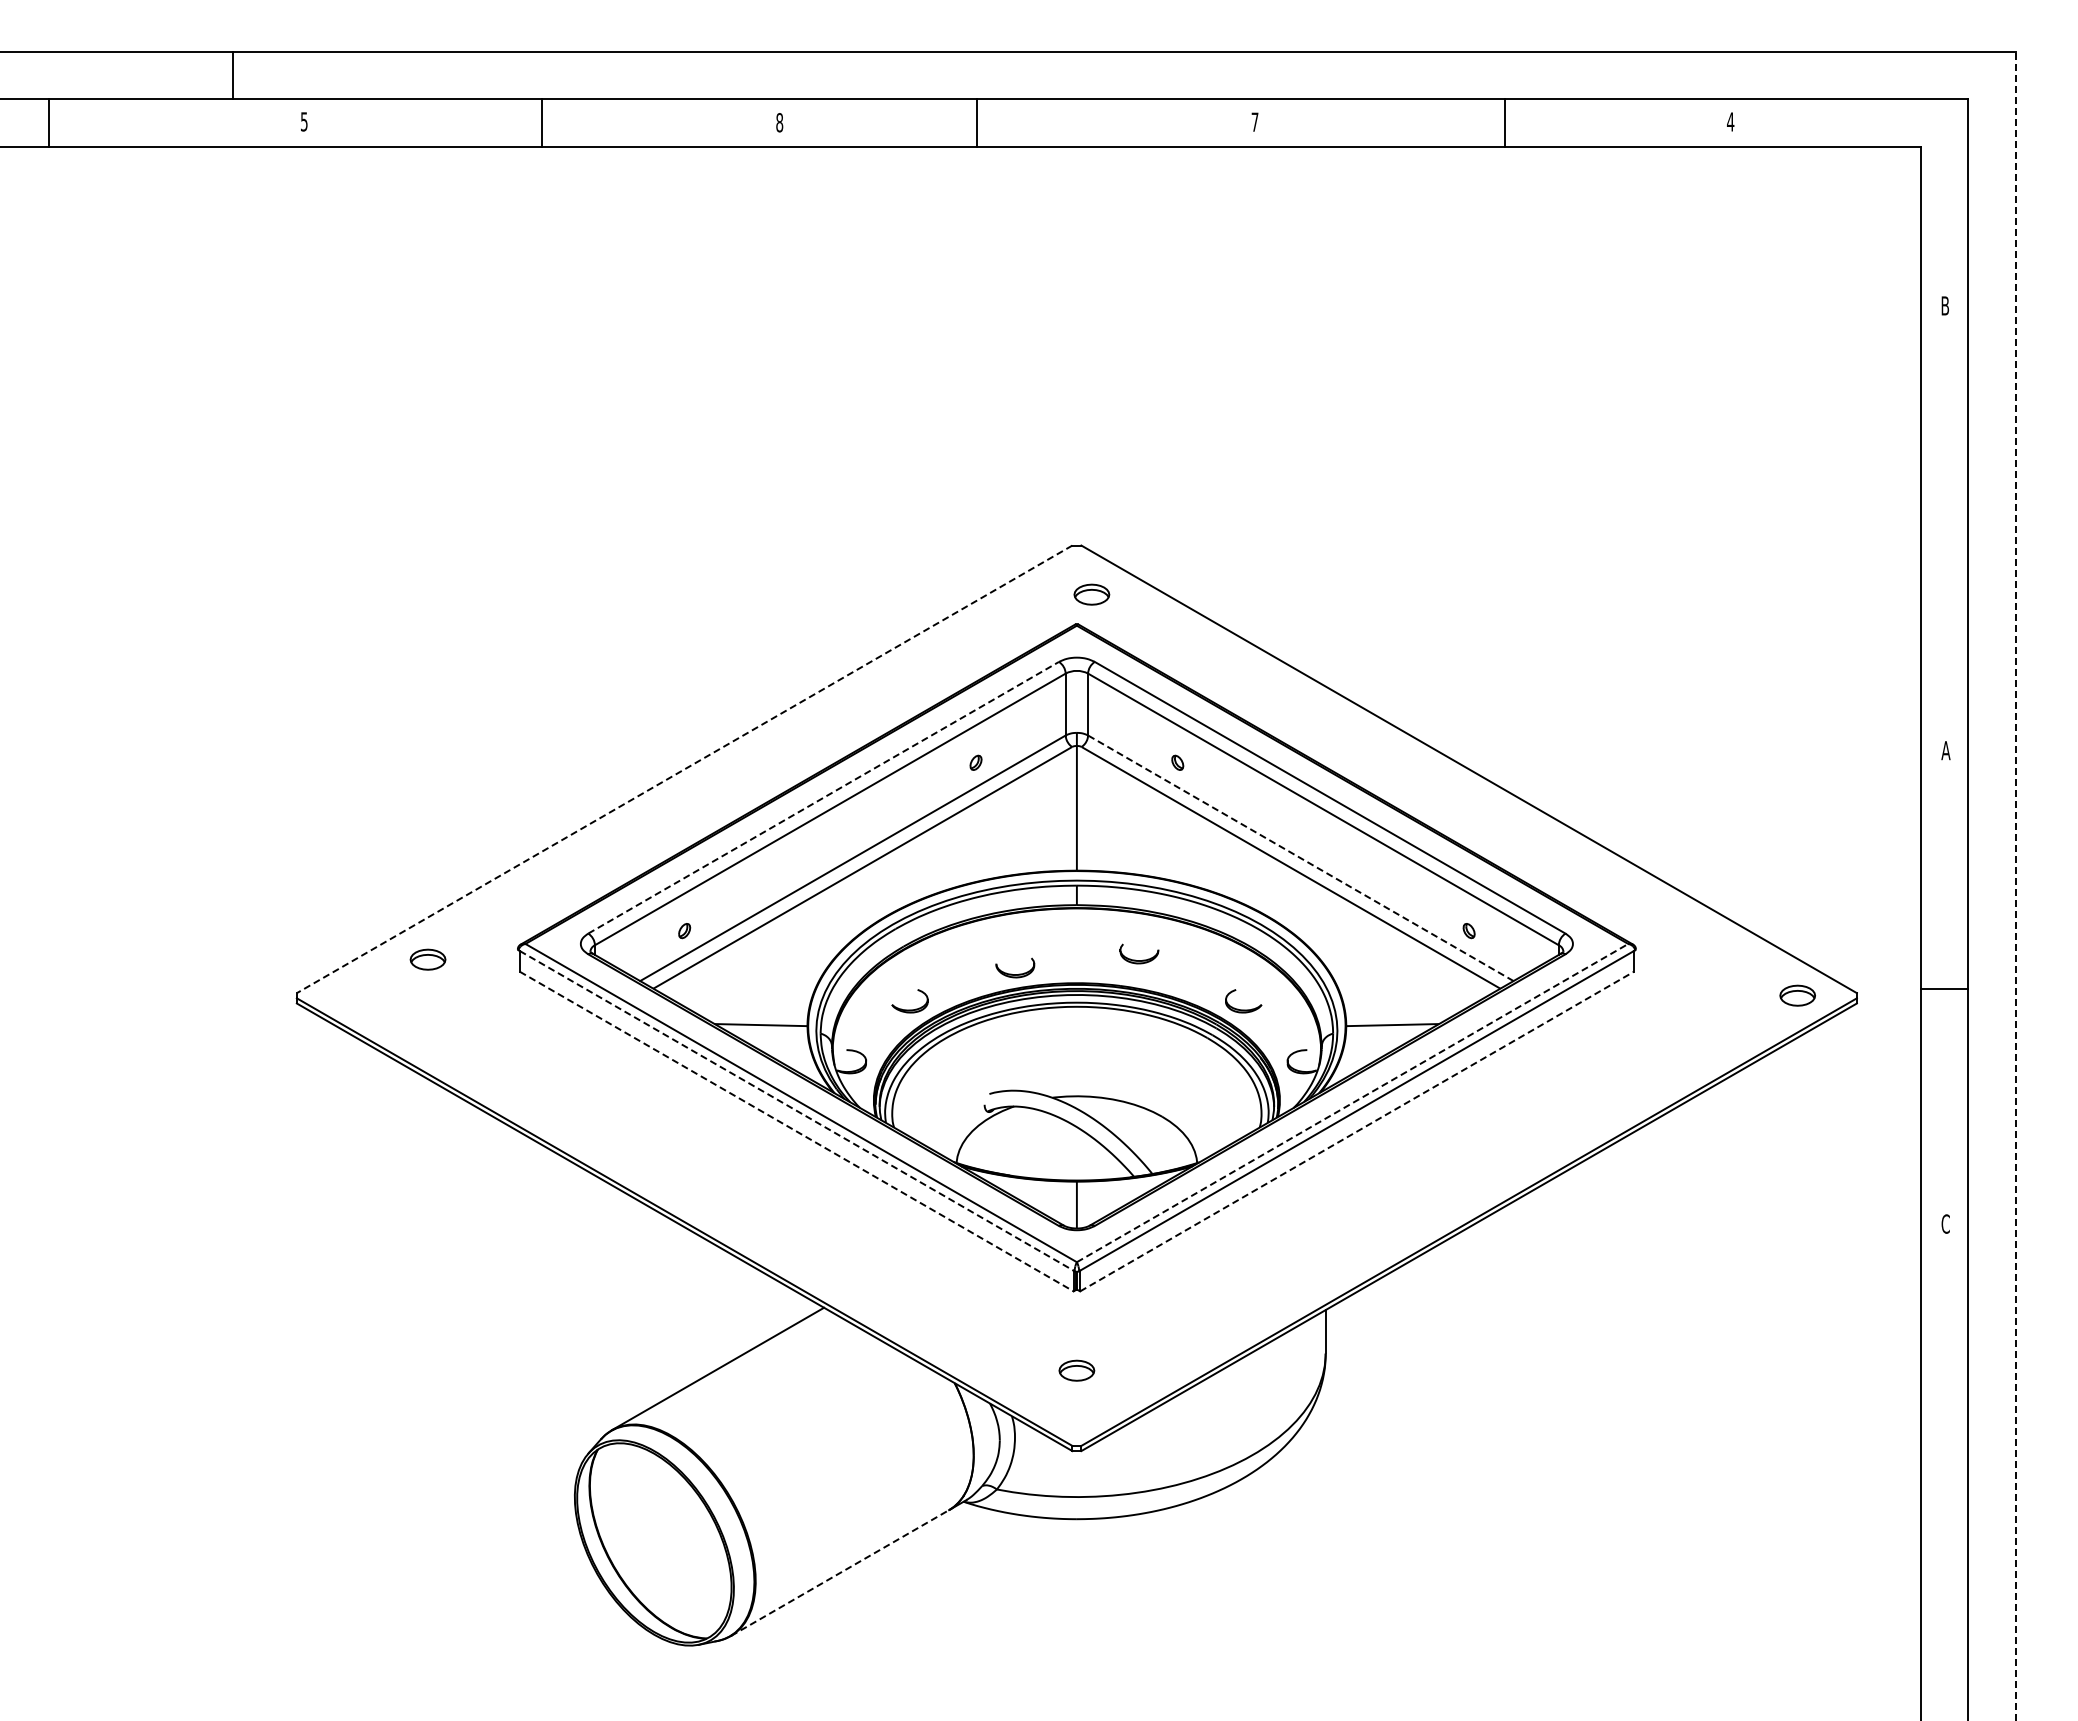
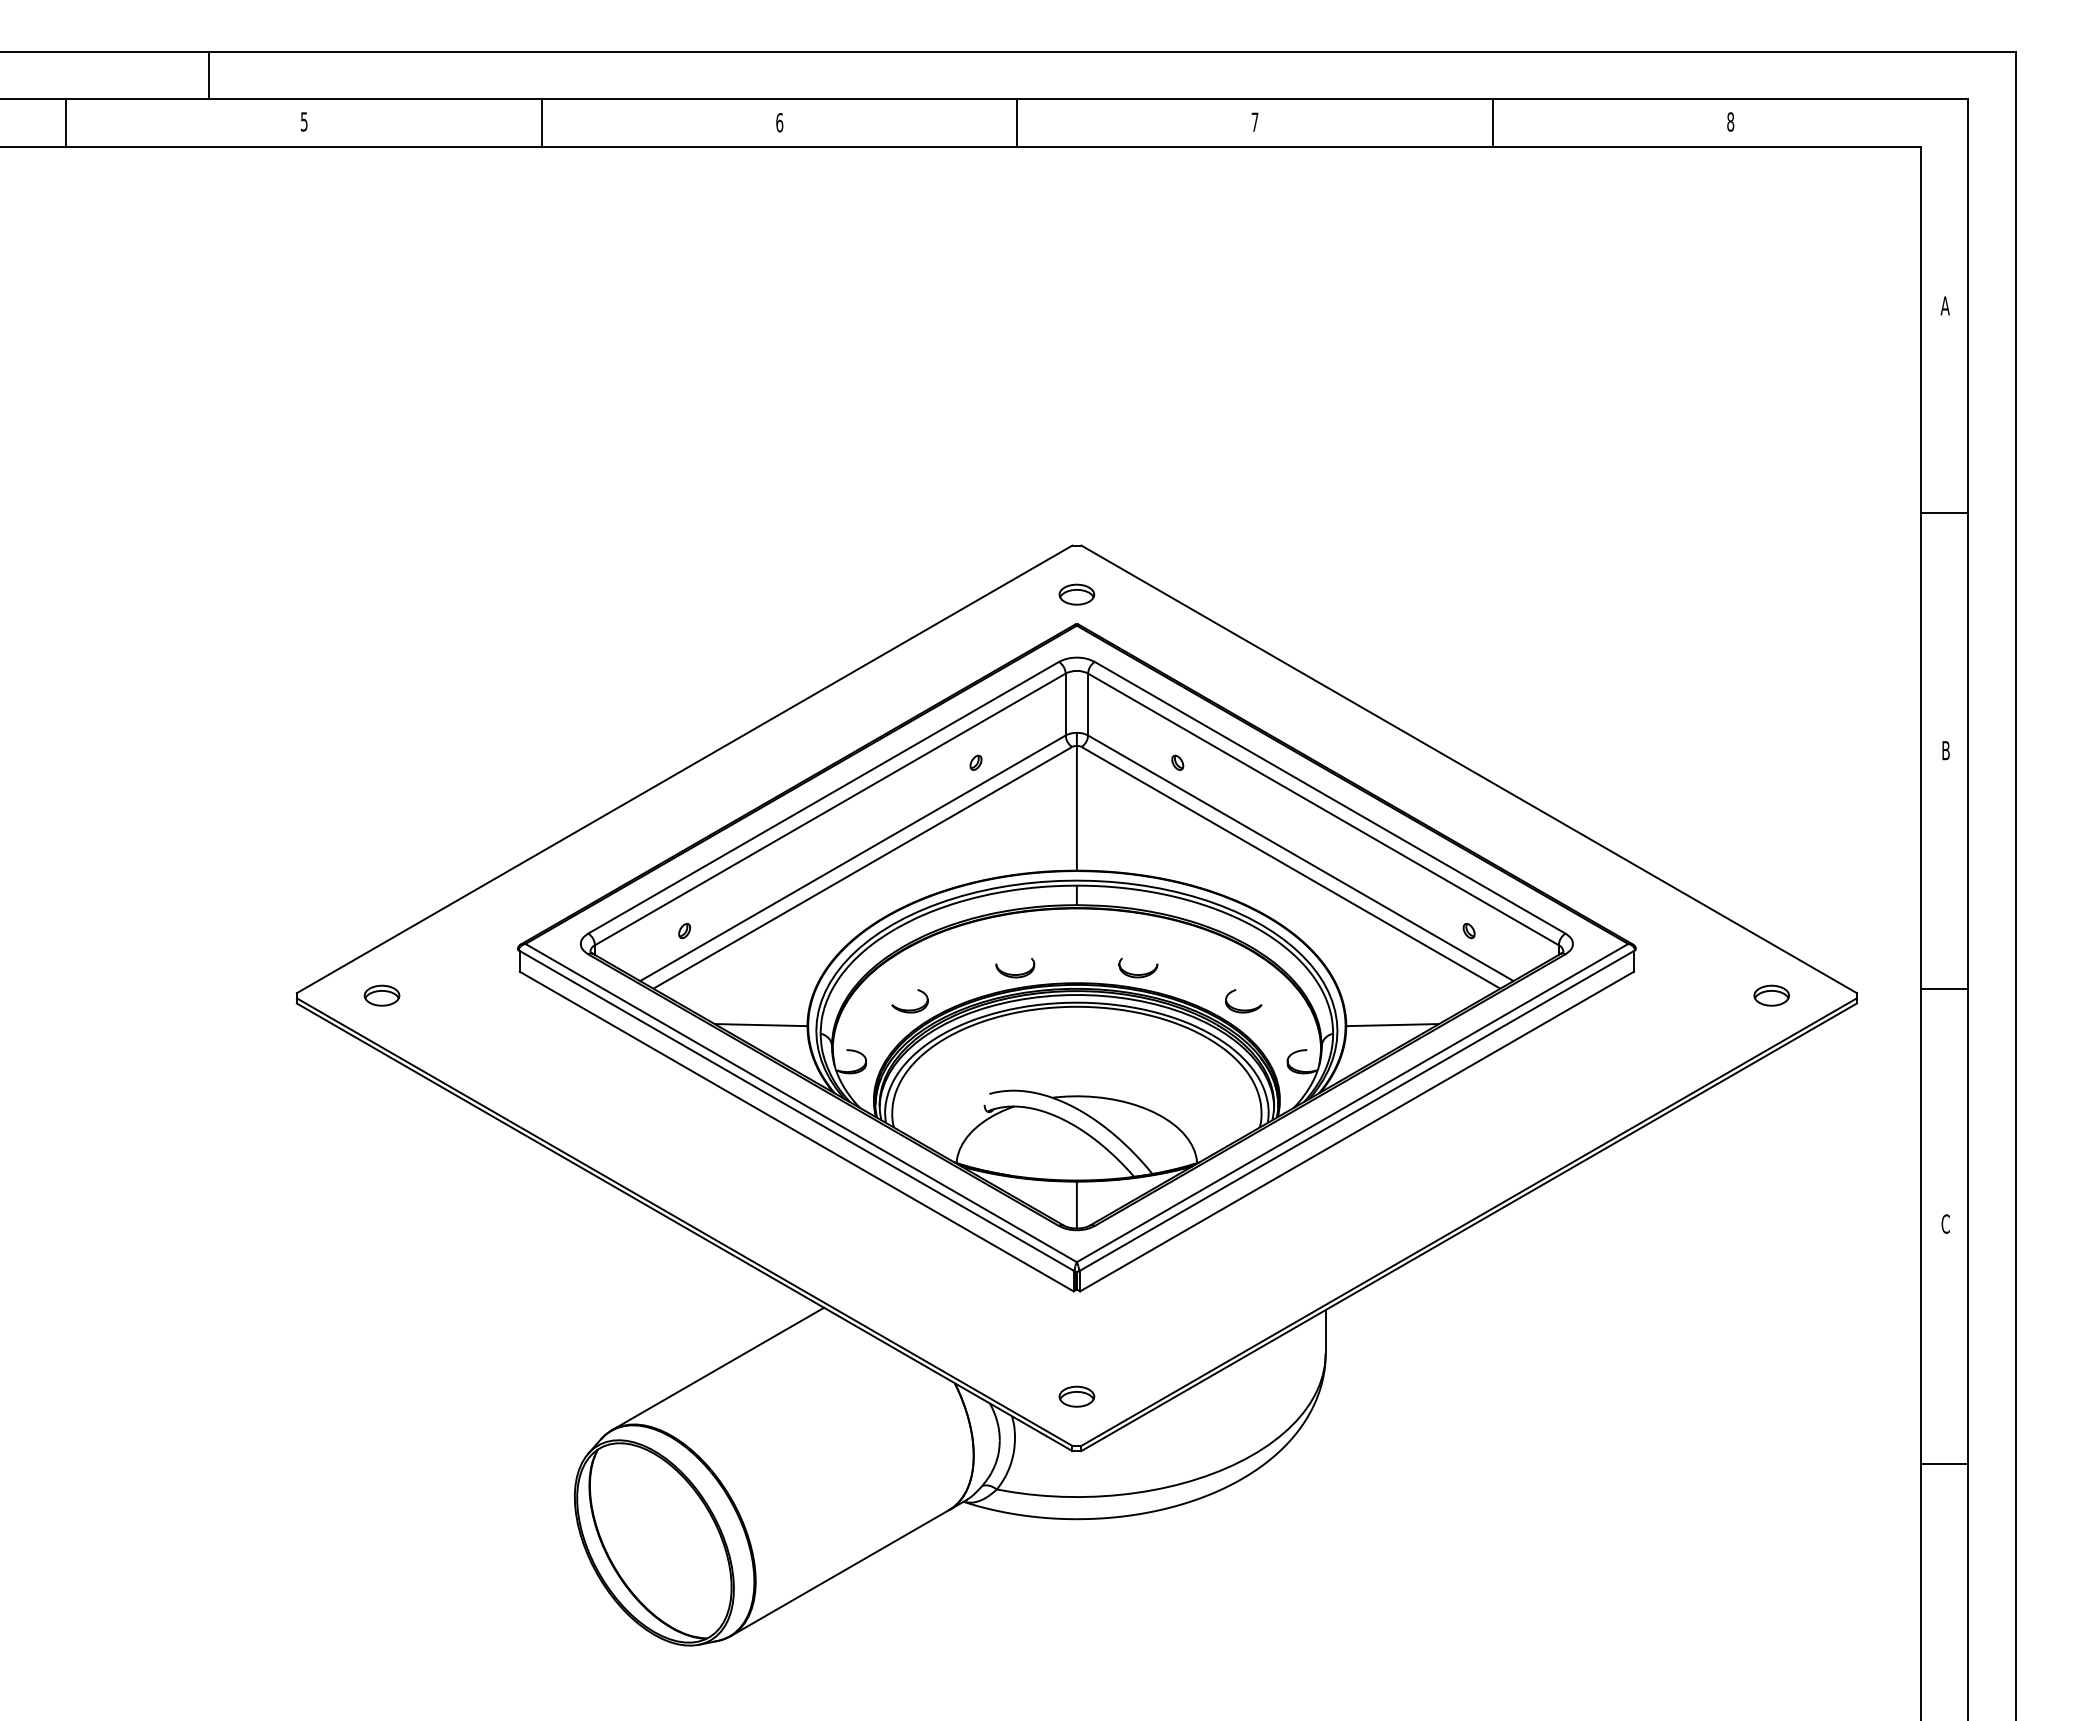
line position: (232, 75) -> (208, 75) (208, 75)
text: 4 -> 8 (1730, 121)
line position: (49, 122) -> (66, 122) (66, 122)
text: 8 -> 6 (779, 122)
line position: (977, 122) -> (1017, 122) (1017, 122)
line position: (1504, 122) -> (1492, 122) (1492, 122)
text: B -> A (1944, 305)
line: none -> present (1944, 513)
part position: (1091, 594) -> (1076, 594) (1076, 594)
text: A -> B (1945, 750)
line: dashed -> solid (684, 769)
line: dashed -> solid (823, 797)
line: dashed -> solid (1300, 858)
line: dashed -> solid (2015, 885)
part position: (427, 959) -> (381, 995) (381, 995)
part position: (1142, 959) -> (1141, 973) (1141, 973)
part position: (1797, 995) -> (1771, 995) (1771, 995)
line: dashed -> solid (1353, 1102)
line: dashed -> solid (796, 1110)
line: dashed -> solid (796, 1131)
line: dashed -> solid (1357, 1131)
part position: (1076, 1370) -> (1076, 1396) (1076, 1396)
line: none -> present (1944, 1464)
line: dashed -> solid (840, 1573)
